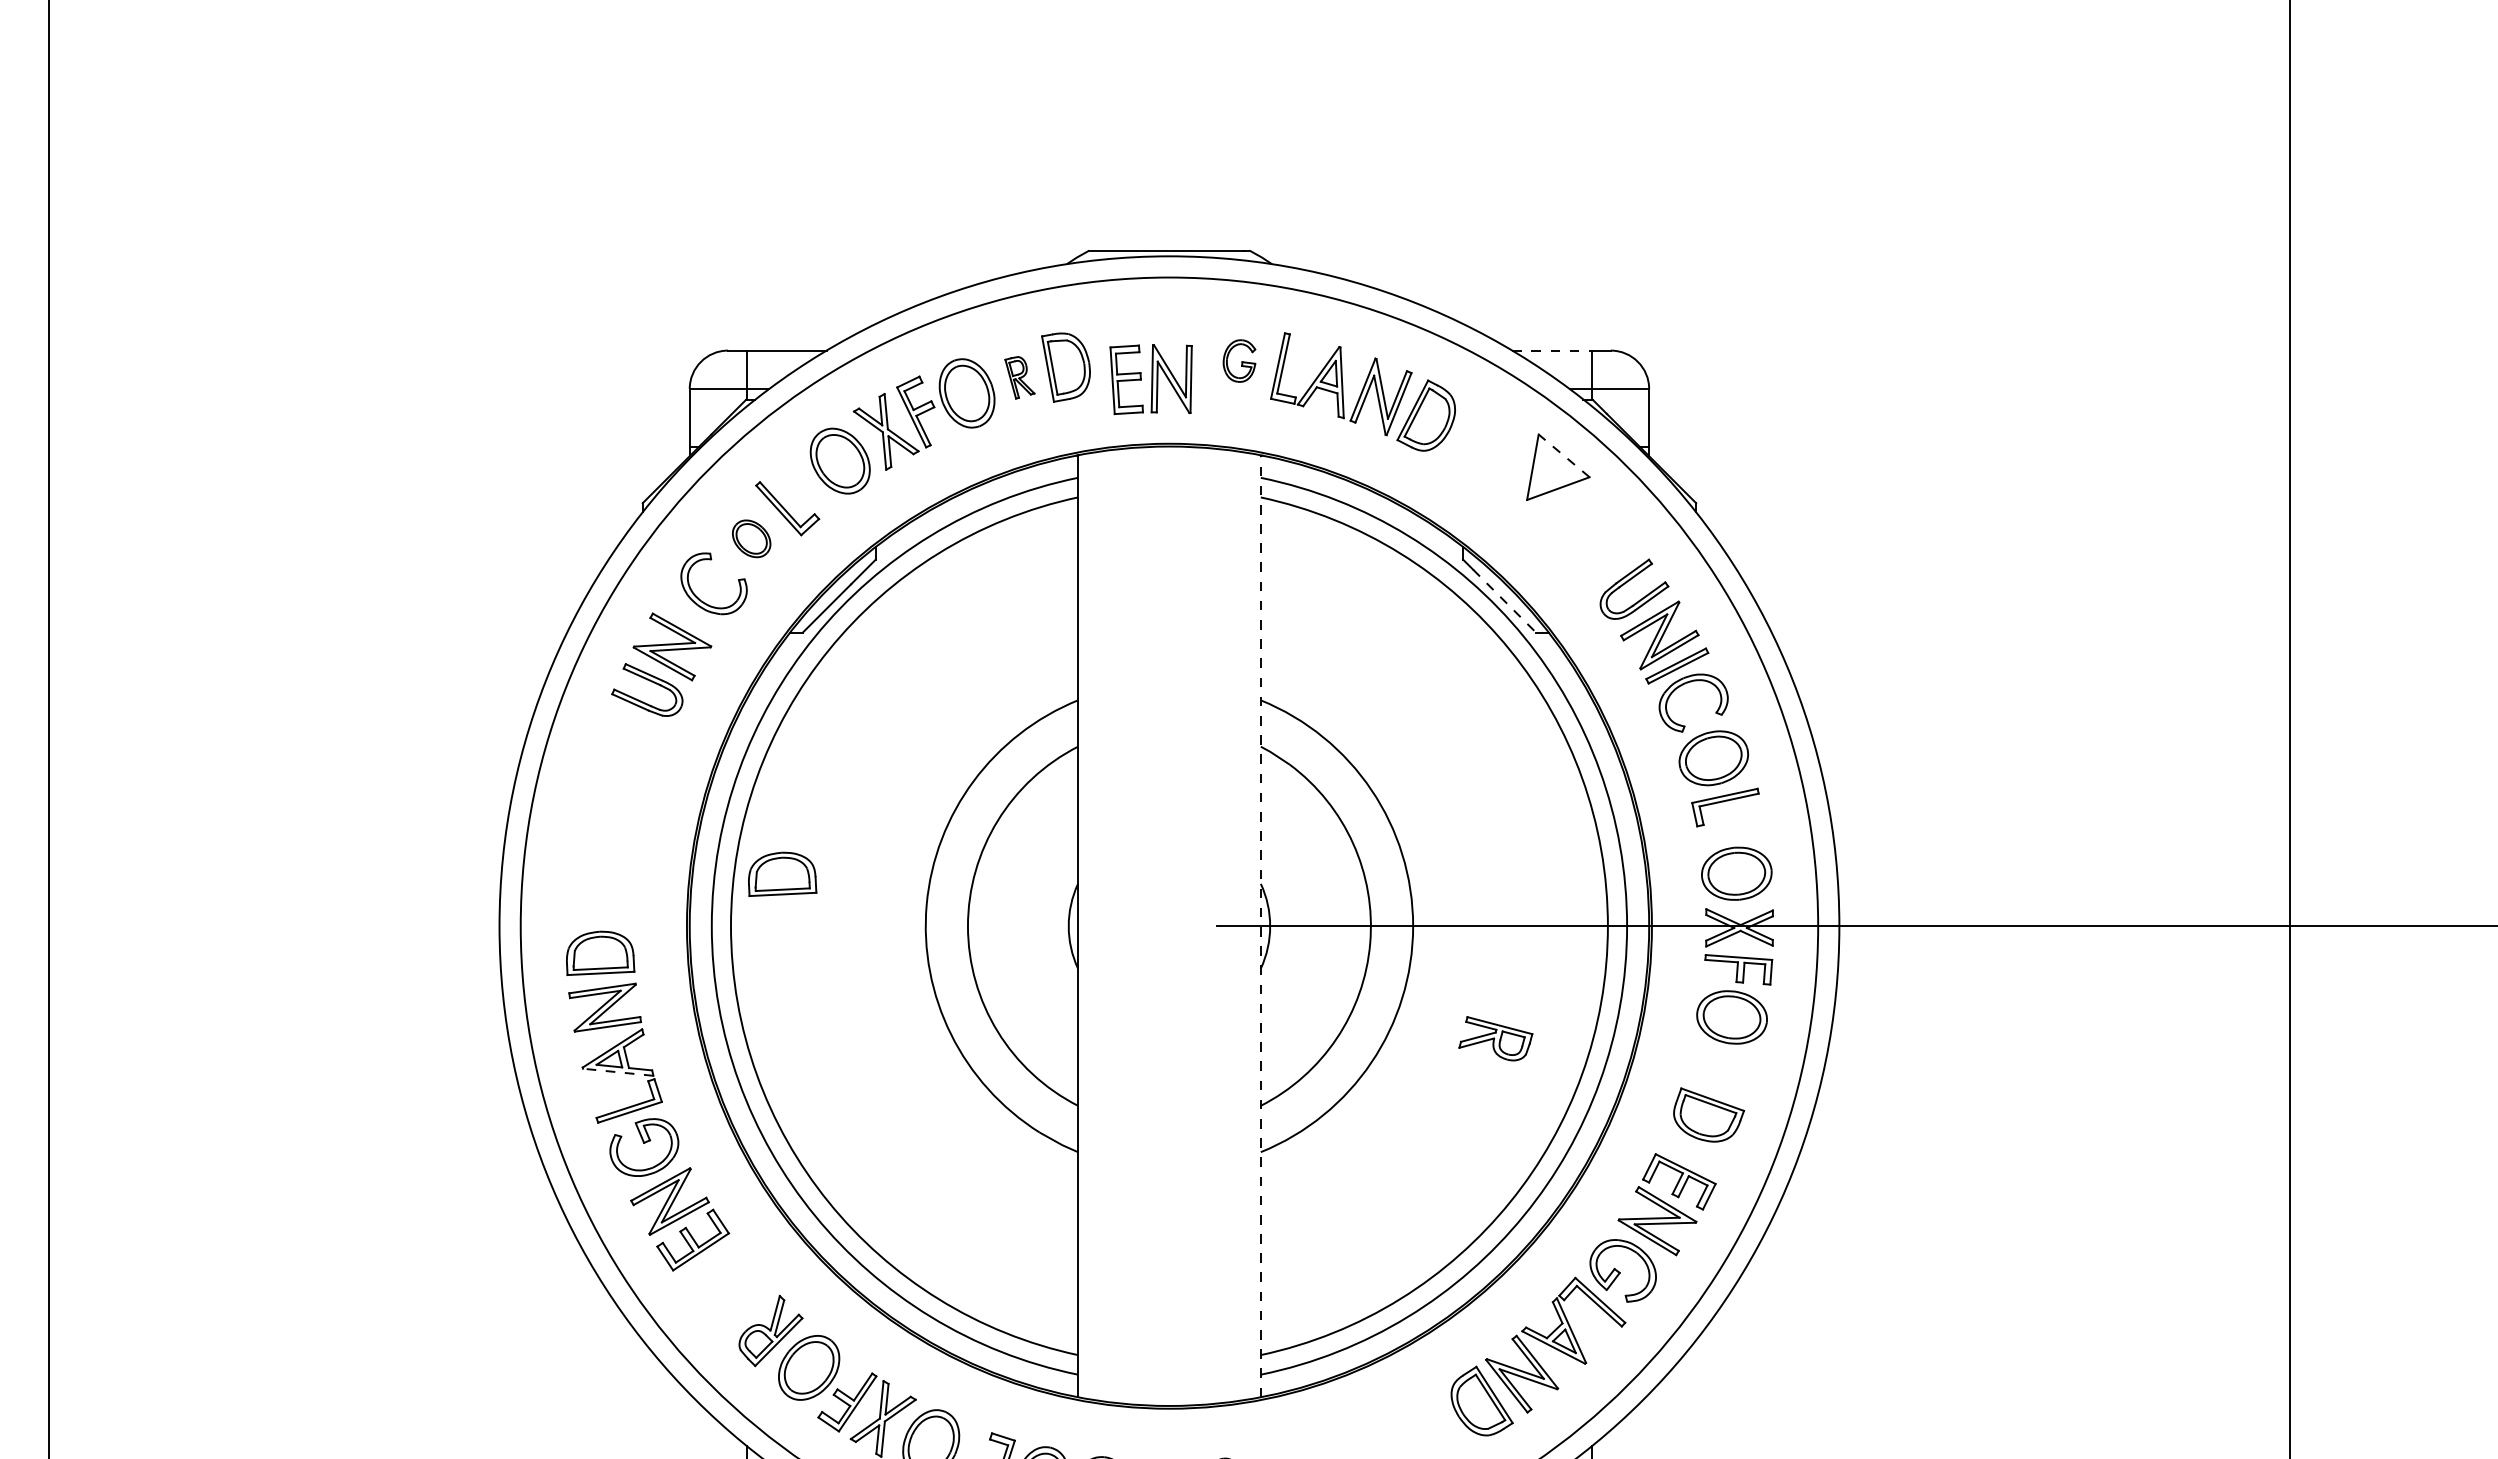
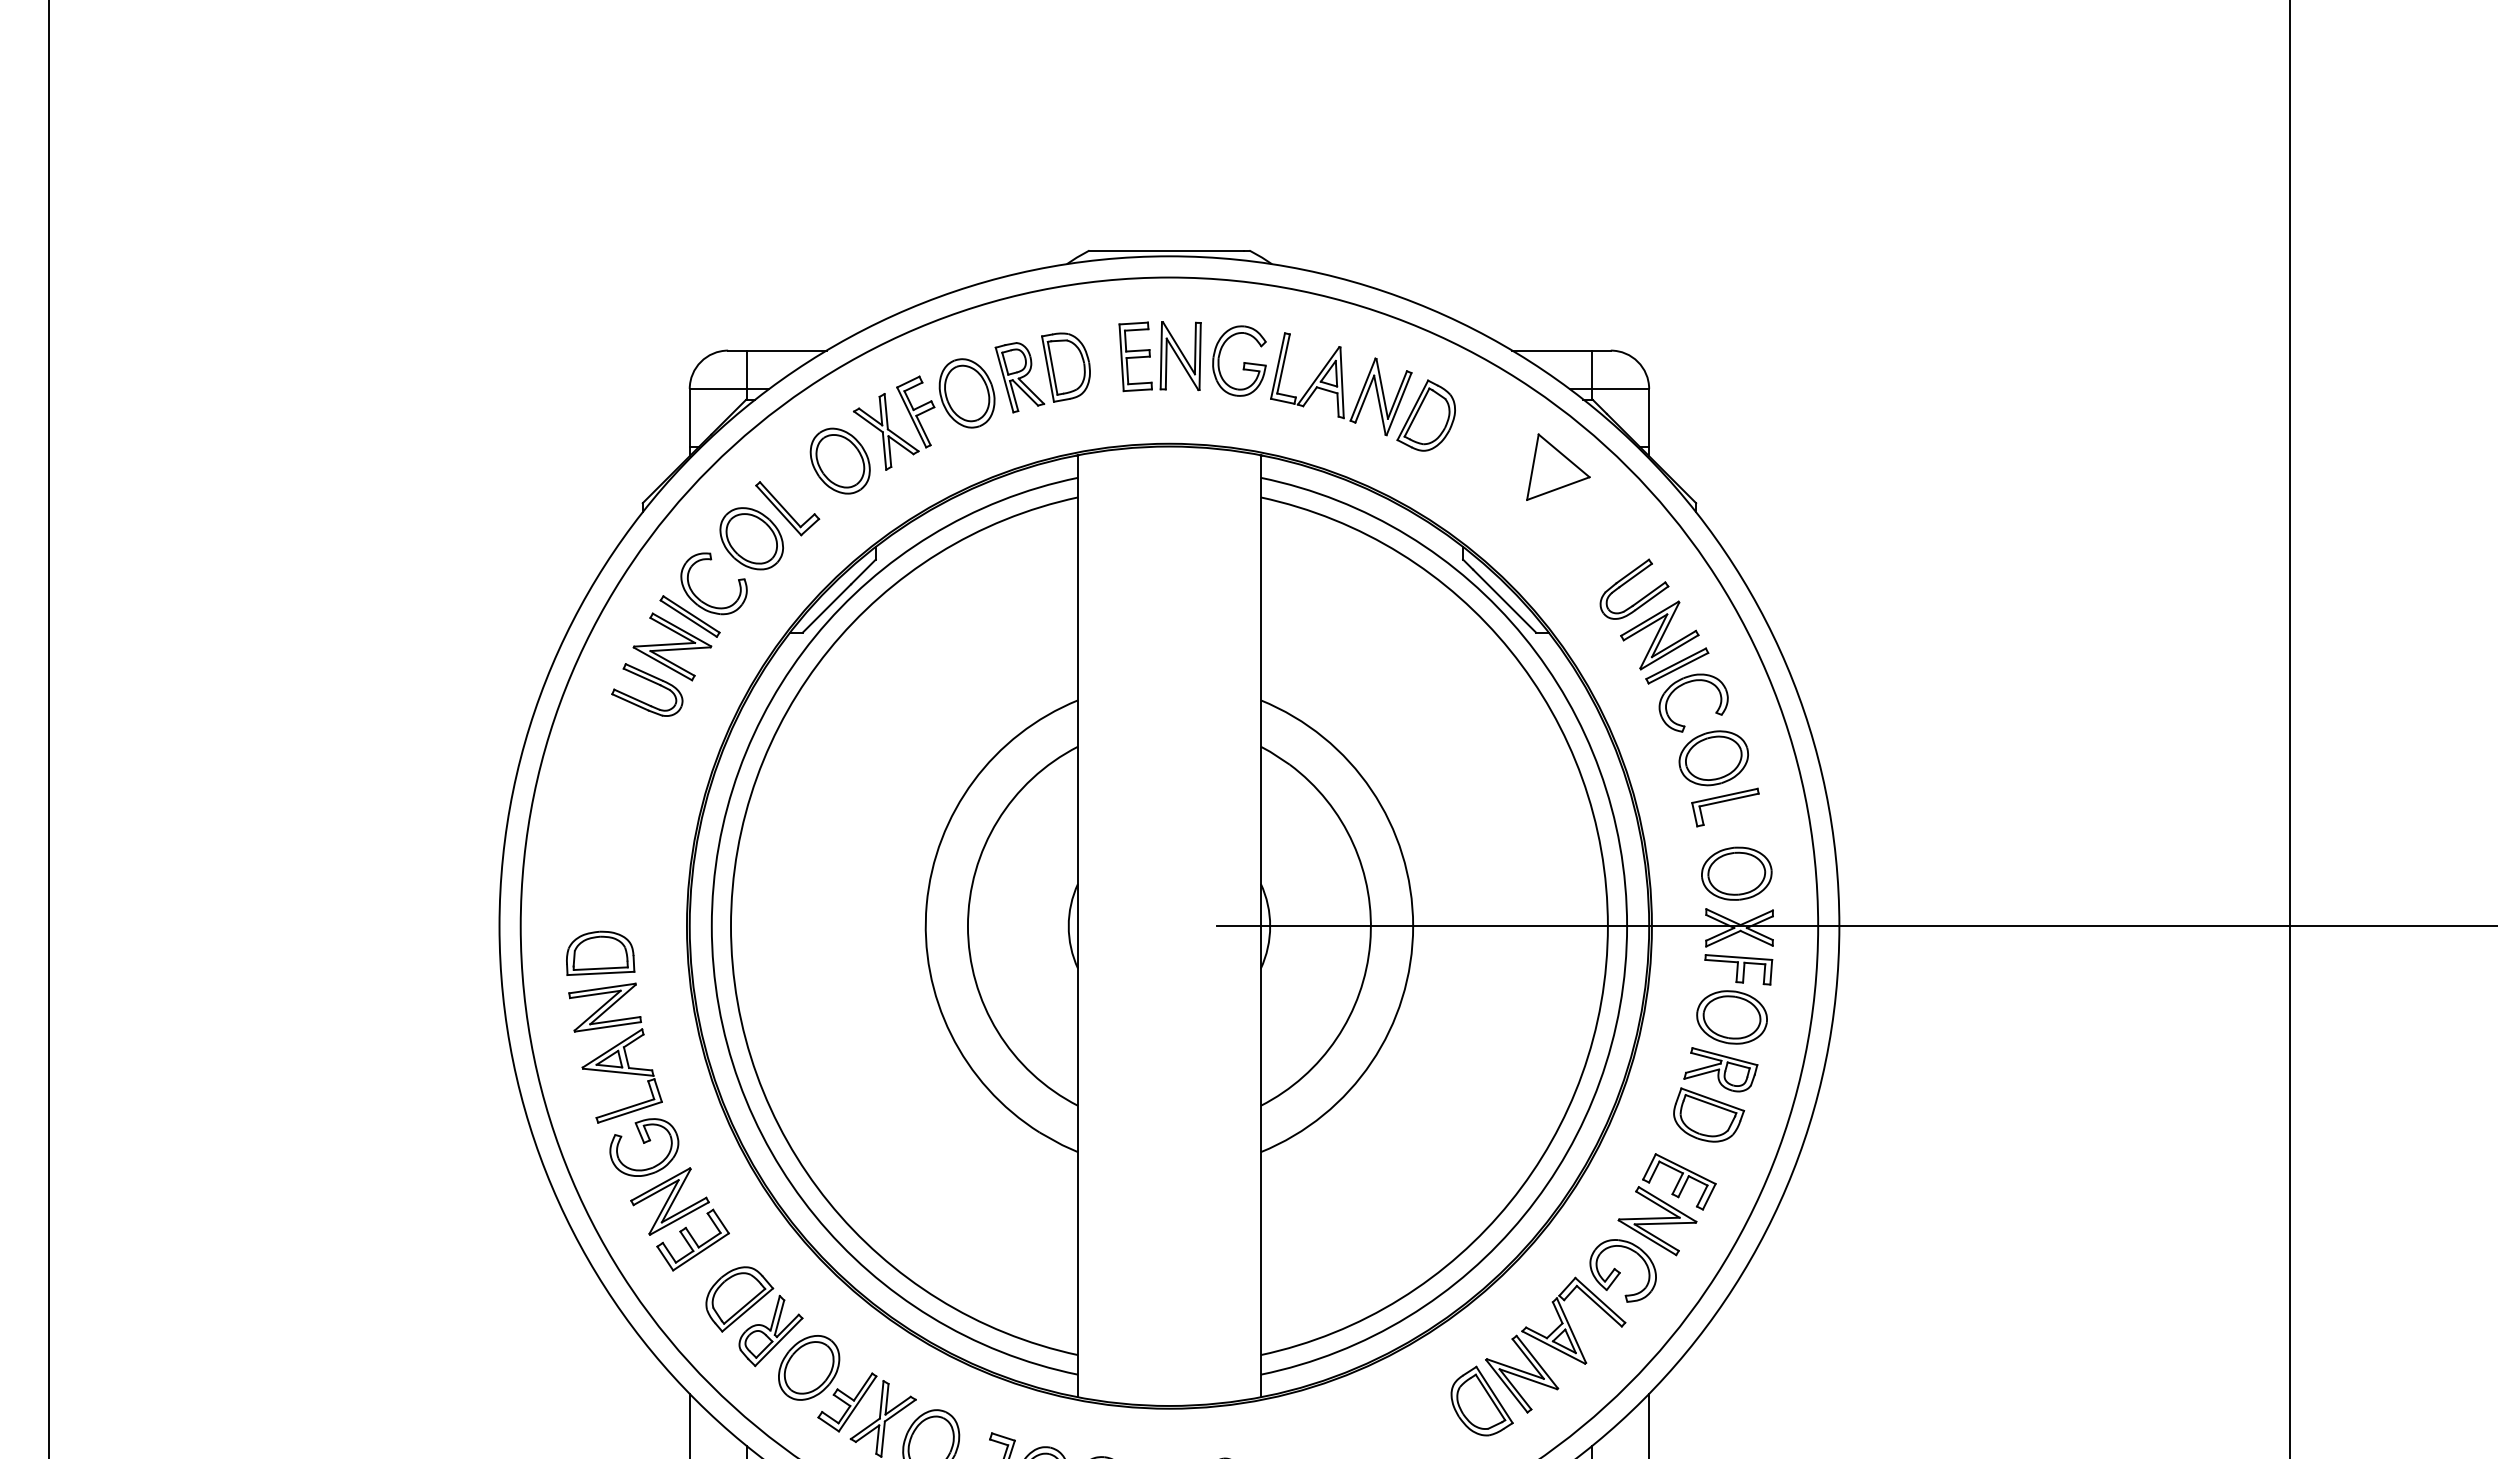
line: dashed -> solid (1551, 350)
part size: 35x44 px -> 55x72 px (1239, 360)
part size: 32x44 px -> 52x72 px (1019, 377)
part position: (1150, 379) -> (1159, 356) (1159, 356)
line: dashed -> solid (1563, 455)
part size: 40x40 px -> 65x64 px (751, 538)
line: dashed -> solid (1504, 601)
part: none -> present (689, 616)
part: present -> none (782, 873)
line: dashed -> solid (1260, 926)
part position: (1495, 1038) -> (1720, 1069) (1720, 1069)
line: dashed -> solid (617, 1072)
part: none -> present (739, 1299)
line: none -> present (689, 1424)
line: none -> present (1649, 1424)
